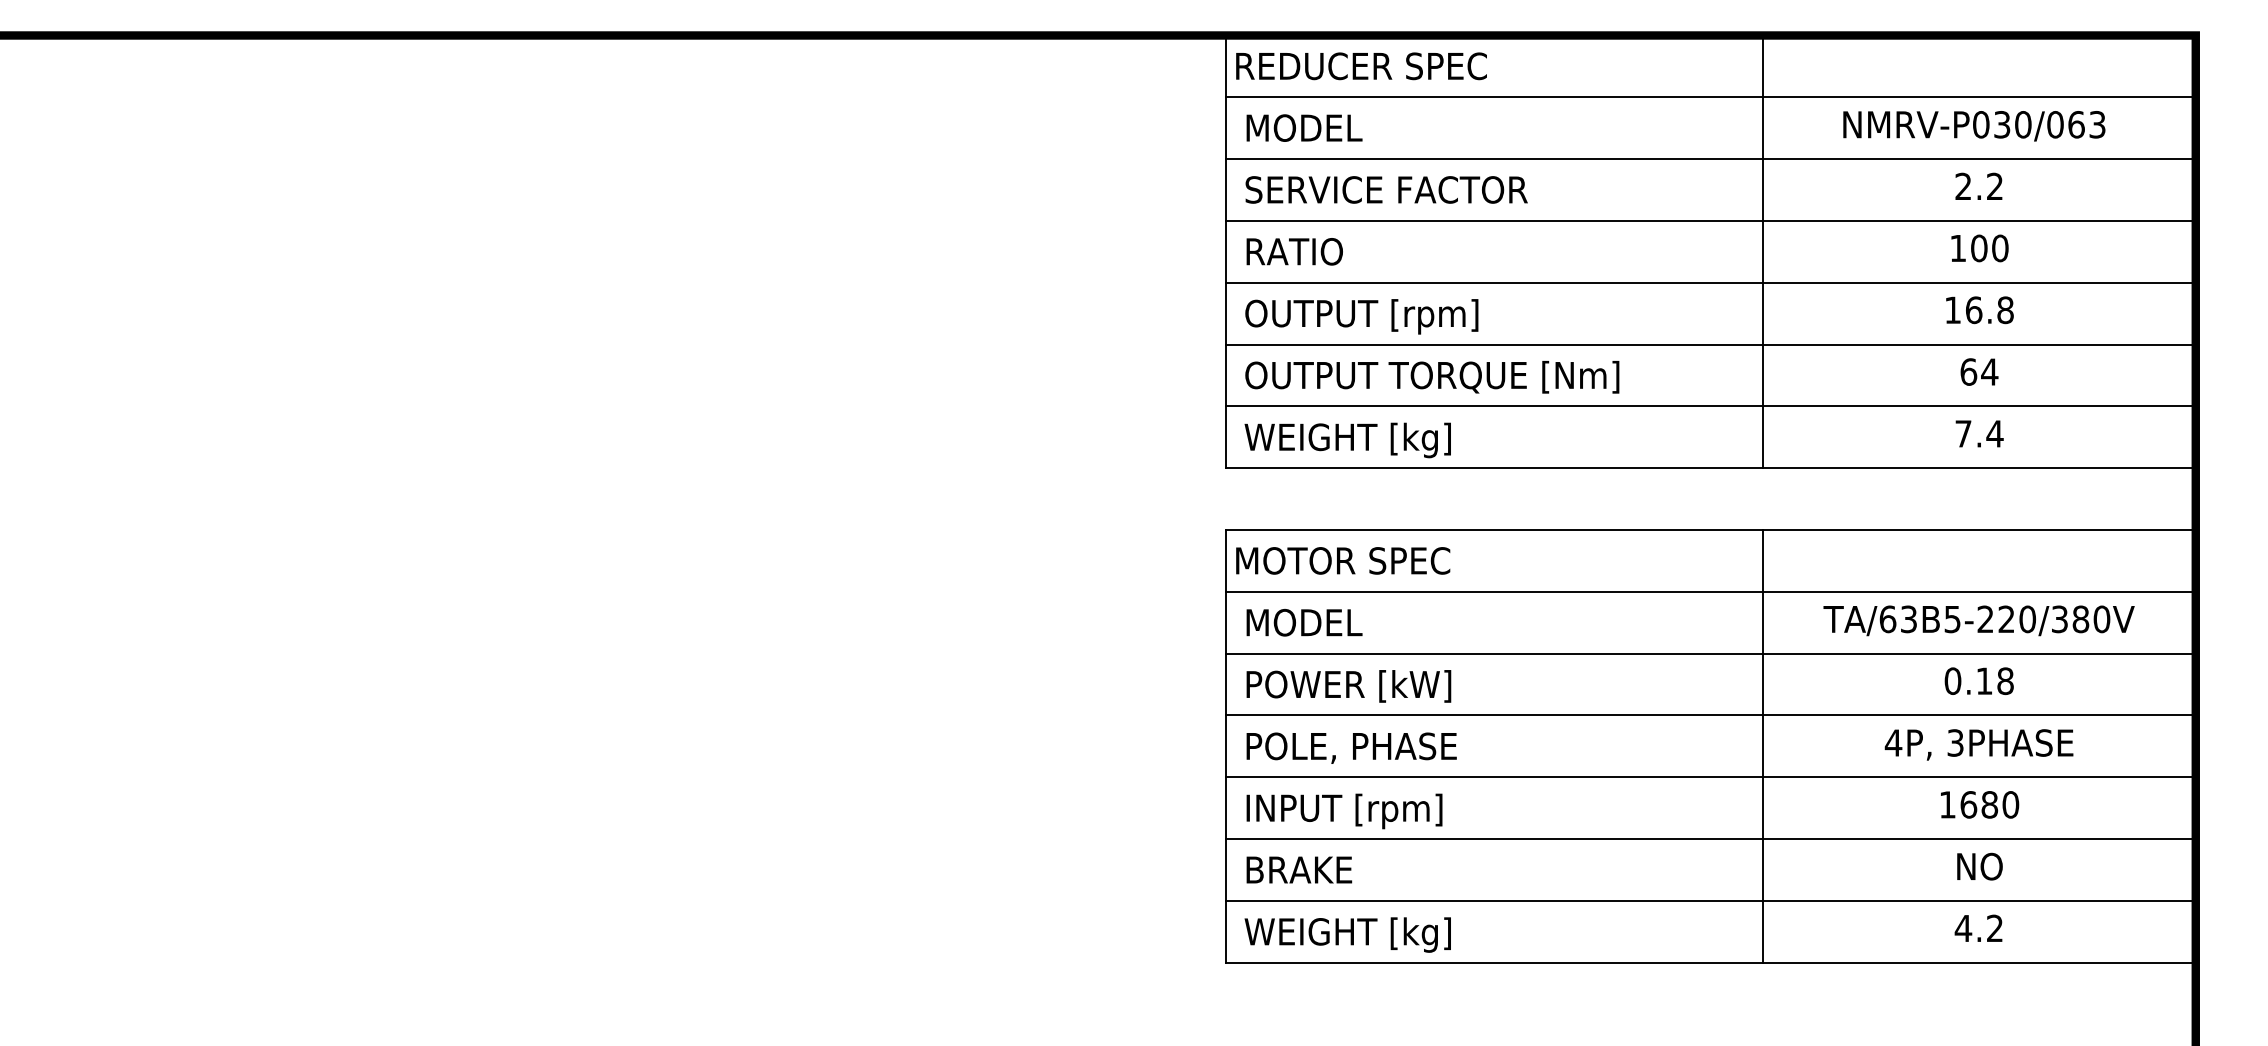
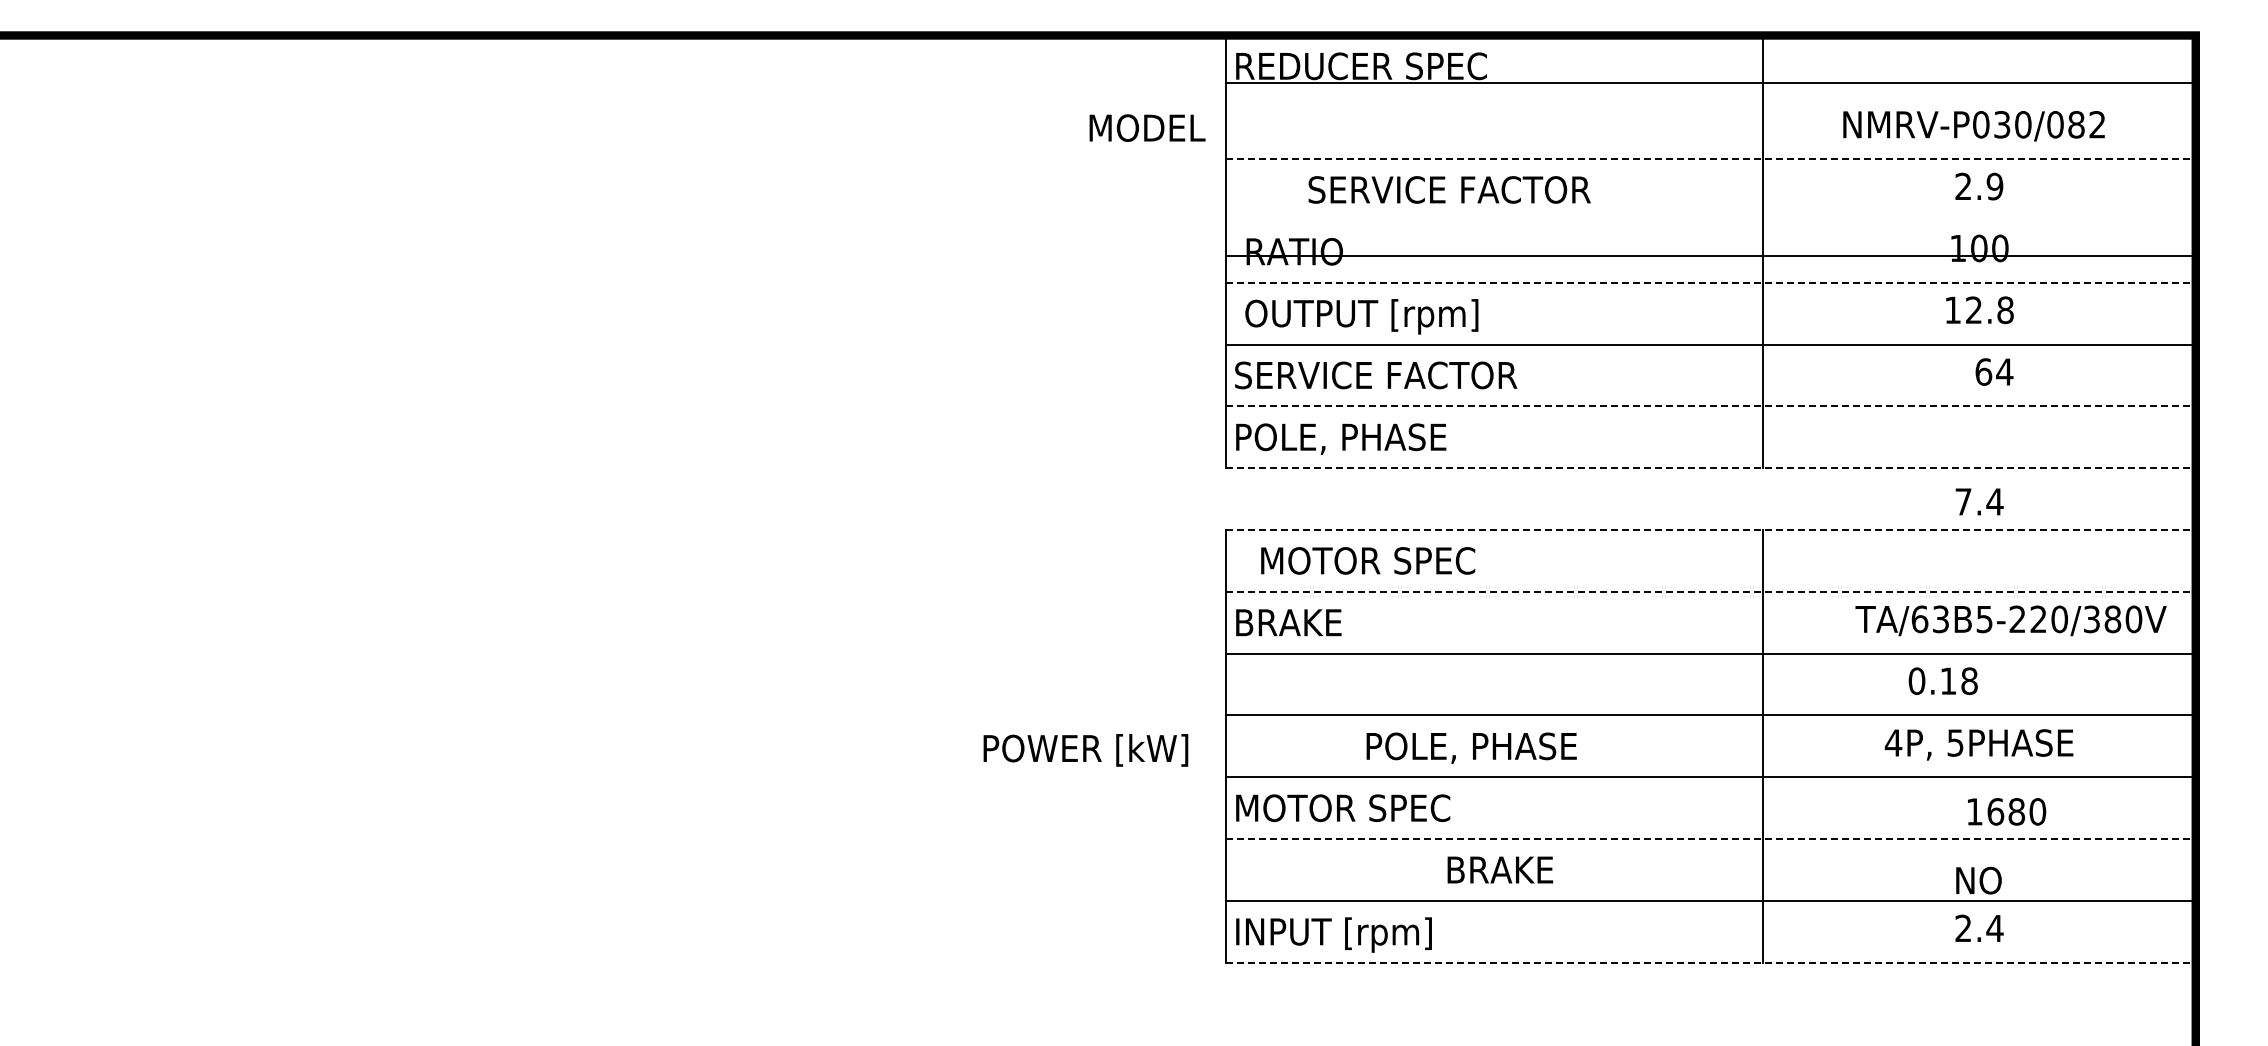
line position: (1710, 97) -> (1710, 83) (1710, 83)
text: NMRV-P030/063 -> NMRV-P030/082 (2086, 124)
text position: (1304, 127) -> (1147, 127) (1147, 127)
line: solid -> dashed (1710, 159)
text: 2.2 -> 2.9 (1994, 186)
text position: (1386, 189) -> (1449, 189) (1449, 189)
line position: (1710, 220) -> (1710, 255) (1710, 255)
line: solid -> dashed (1710, 282)
text: 16.8 -> 12.8 (1974, 310)
text position: (1979, 371) -> (1994, 371) (1994, 371)
text: OUTPUT TORQUE [Nm] -> SERVICE FACTOR (1427, 376)
line: solid -> dashed (1710, 406)
text position: (1979, 433) -> (1979, 501) (1979, 501)
text: WEIGHT [kg] -> POLE, PHASE (1343, 440)
line: solid -> dashed (1710, 468)
line: solid -> dashed (1710, 529)
text position: (1343, 560) -> (1368, 560) (1368, 560)
line: solid -> dashed (1710, 591)
text position: (1978, 620) -> (2010, 620) (2010, 620)
text: MODEL -> BRAKE (1299, 622)
text position: (1978, 680) -> (1942, 680) (1942, 680)
text position: (1348, 686) -> (1085, 750) (1085, 750)
text: 3PHASE -> 5PHASE (1955, 742)
text position: (1351, 747) -> (1471, 747) (1471, 747)
text position: (1980, 804) -> (2007, 811) (2007, 811)
text: INPUT [rpm] -> MOTOR SPEC (1343, 811)
line: solid -> dashed (1710, 839)
text position: (1979, 866) -> (1978, 880) (1978, 880)
text position: (1299, 869) -> (1500, 869) (1500, 869)
text: 4.2 -> 2.4 (1978, 927)
text: WEIGHT [kg] -> INPUT [rpm] (1343, 934)
line: solid -> dashed (1710, 962)
